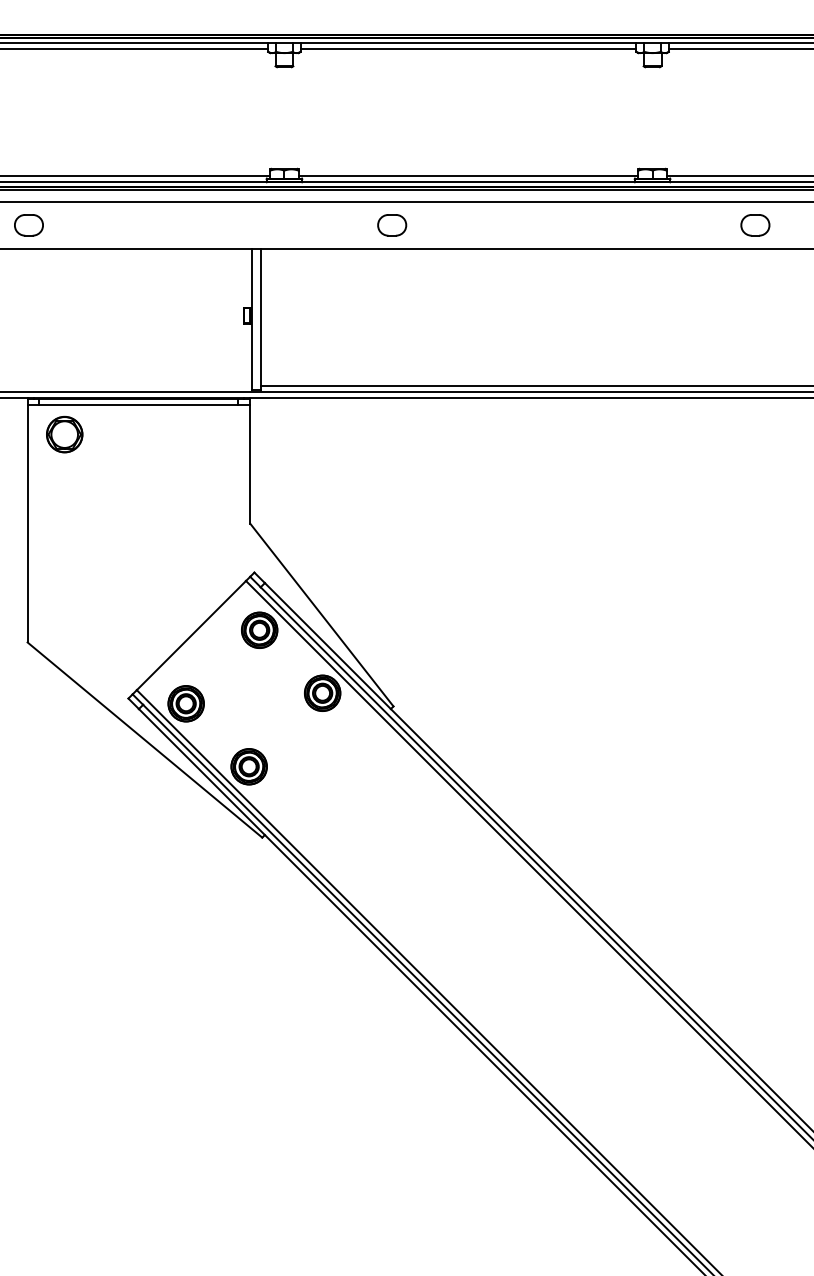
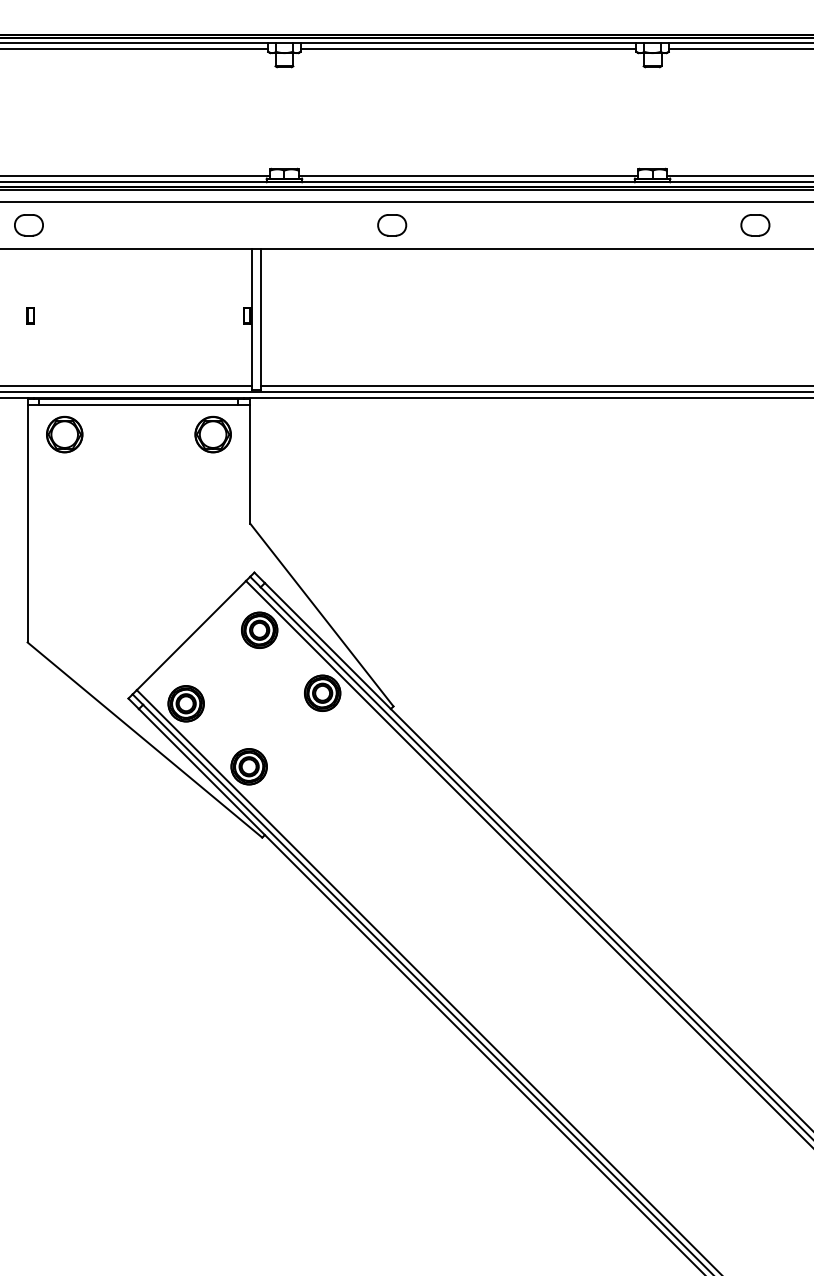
part: none -> present (30, 315)
line: none -> present (127, 385)
part: none -> present (212, 434)
